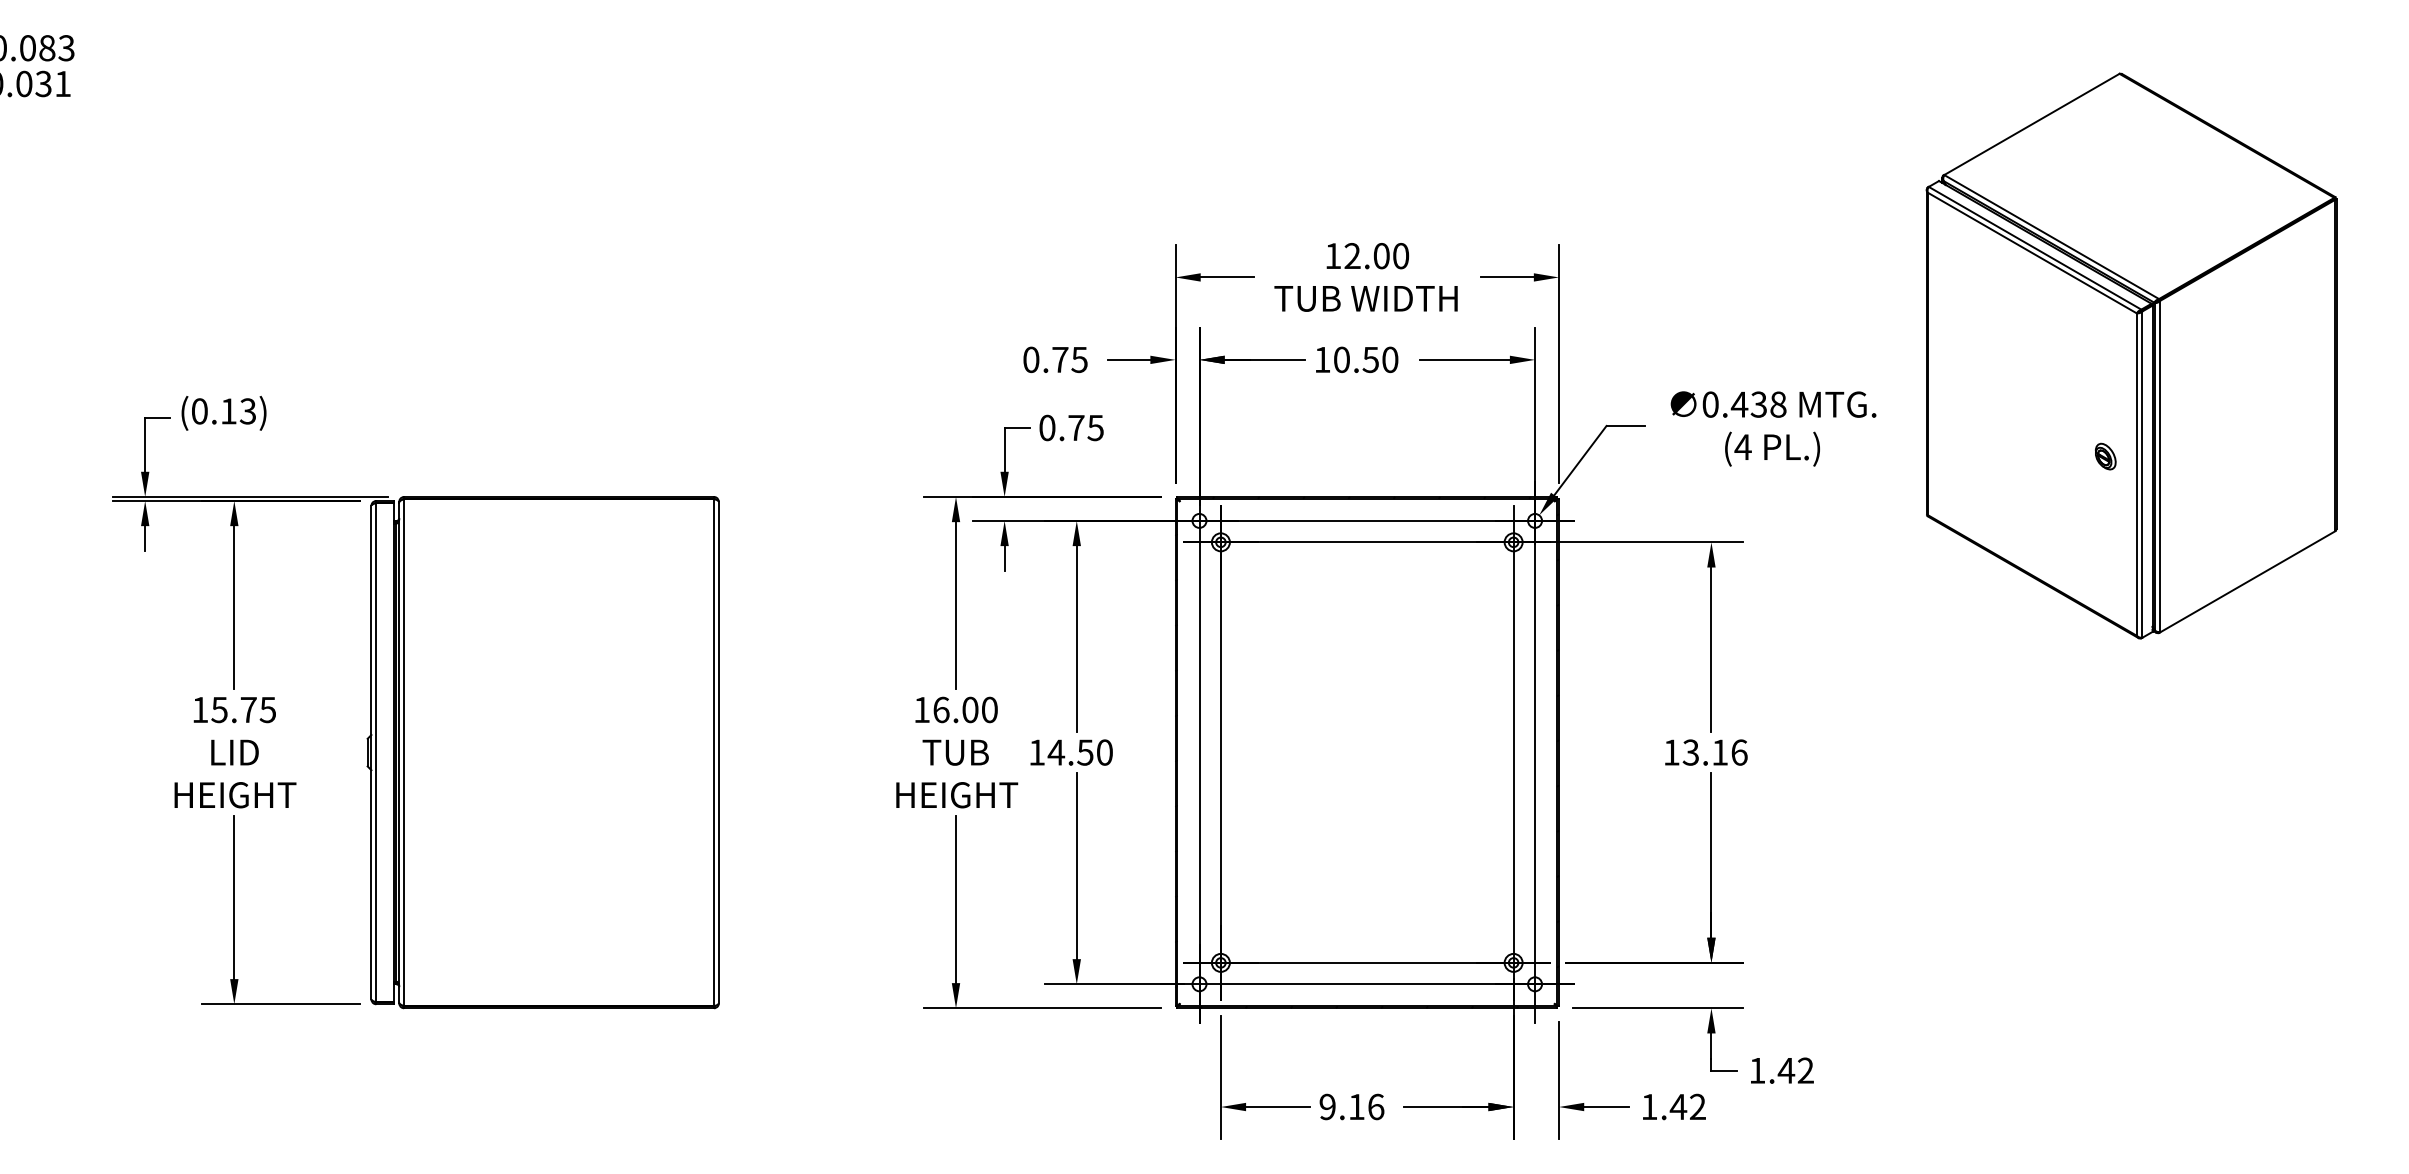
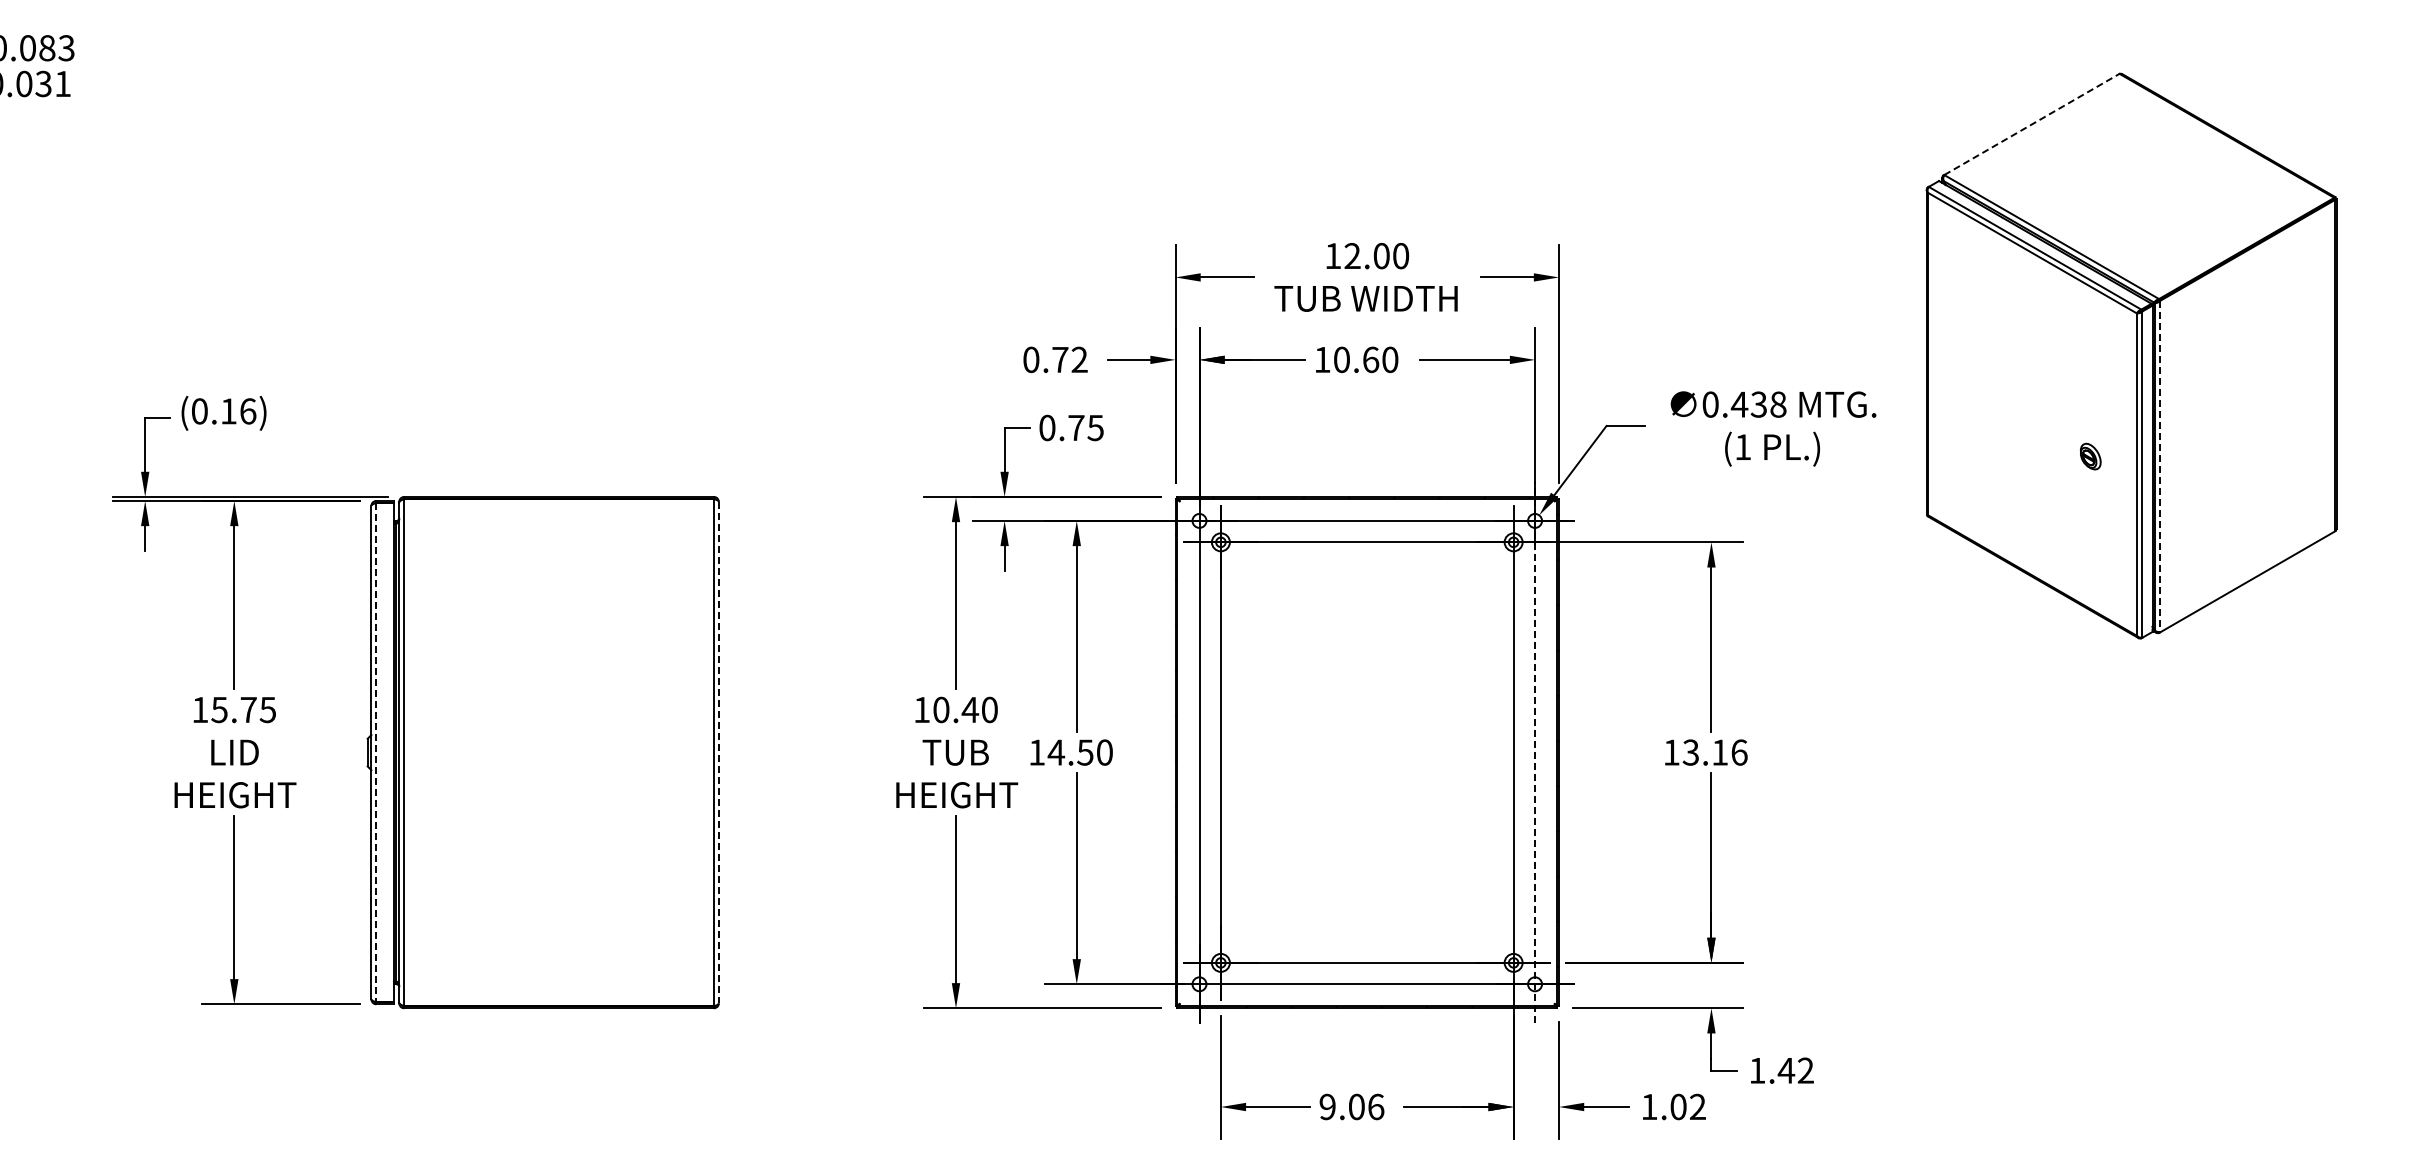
line: solid -> dashed (2032, 124)
text: 0.75 -> 0.72 (1079, 359)
text: 10.50 -> 10.60 (1370, 359)
text: (0.13) -> (0.16) (247, 411)
text: (4 -> (1 (1742, 446)
part position: (2105, 456) -> (2090, 456) (2090, 456)
line: solid -> dashed (2160, 466)
text: 16.00 -> 10.40 (956, 709)
line: solid -> dashed (376, 752)
line: solid -> dashed (718, 752)
line: solid -> dashed (1535, 752)
text: 9.16 -> 9.06 (1356, 1106)
text: 1.42 -> 1.02 (1678, 1106)
